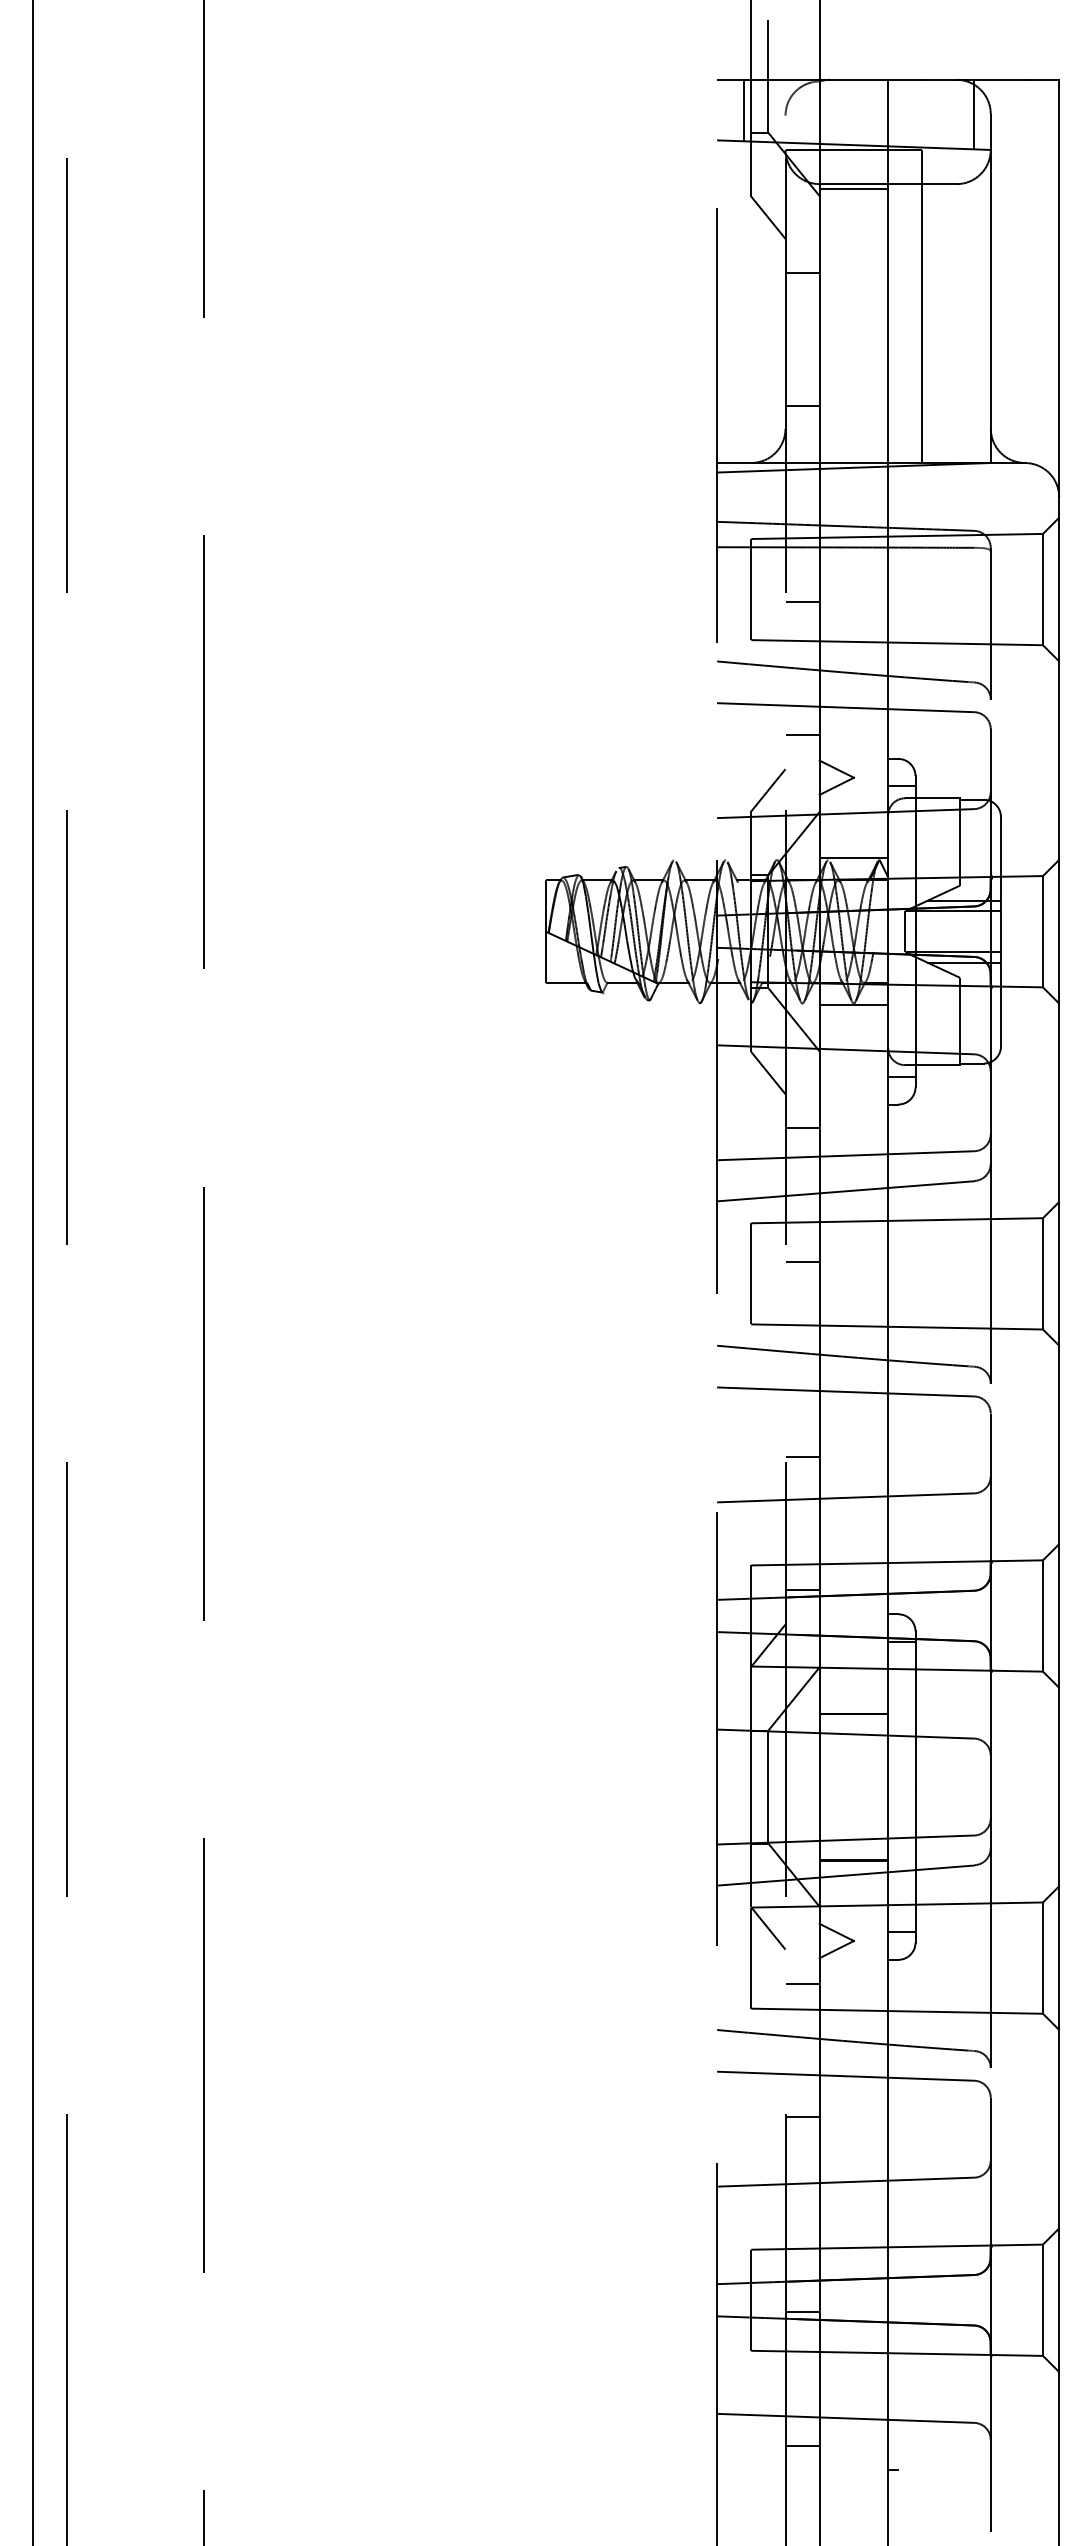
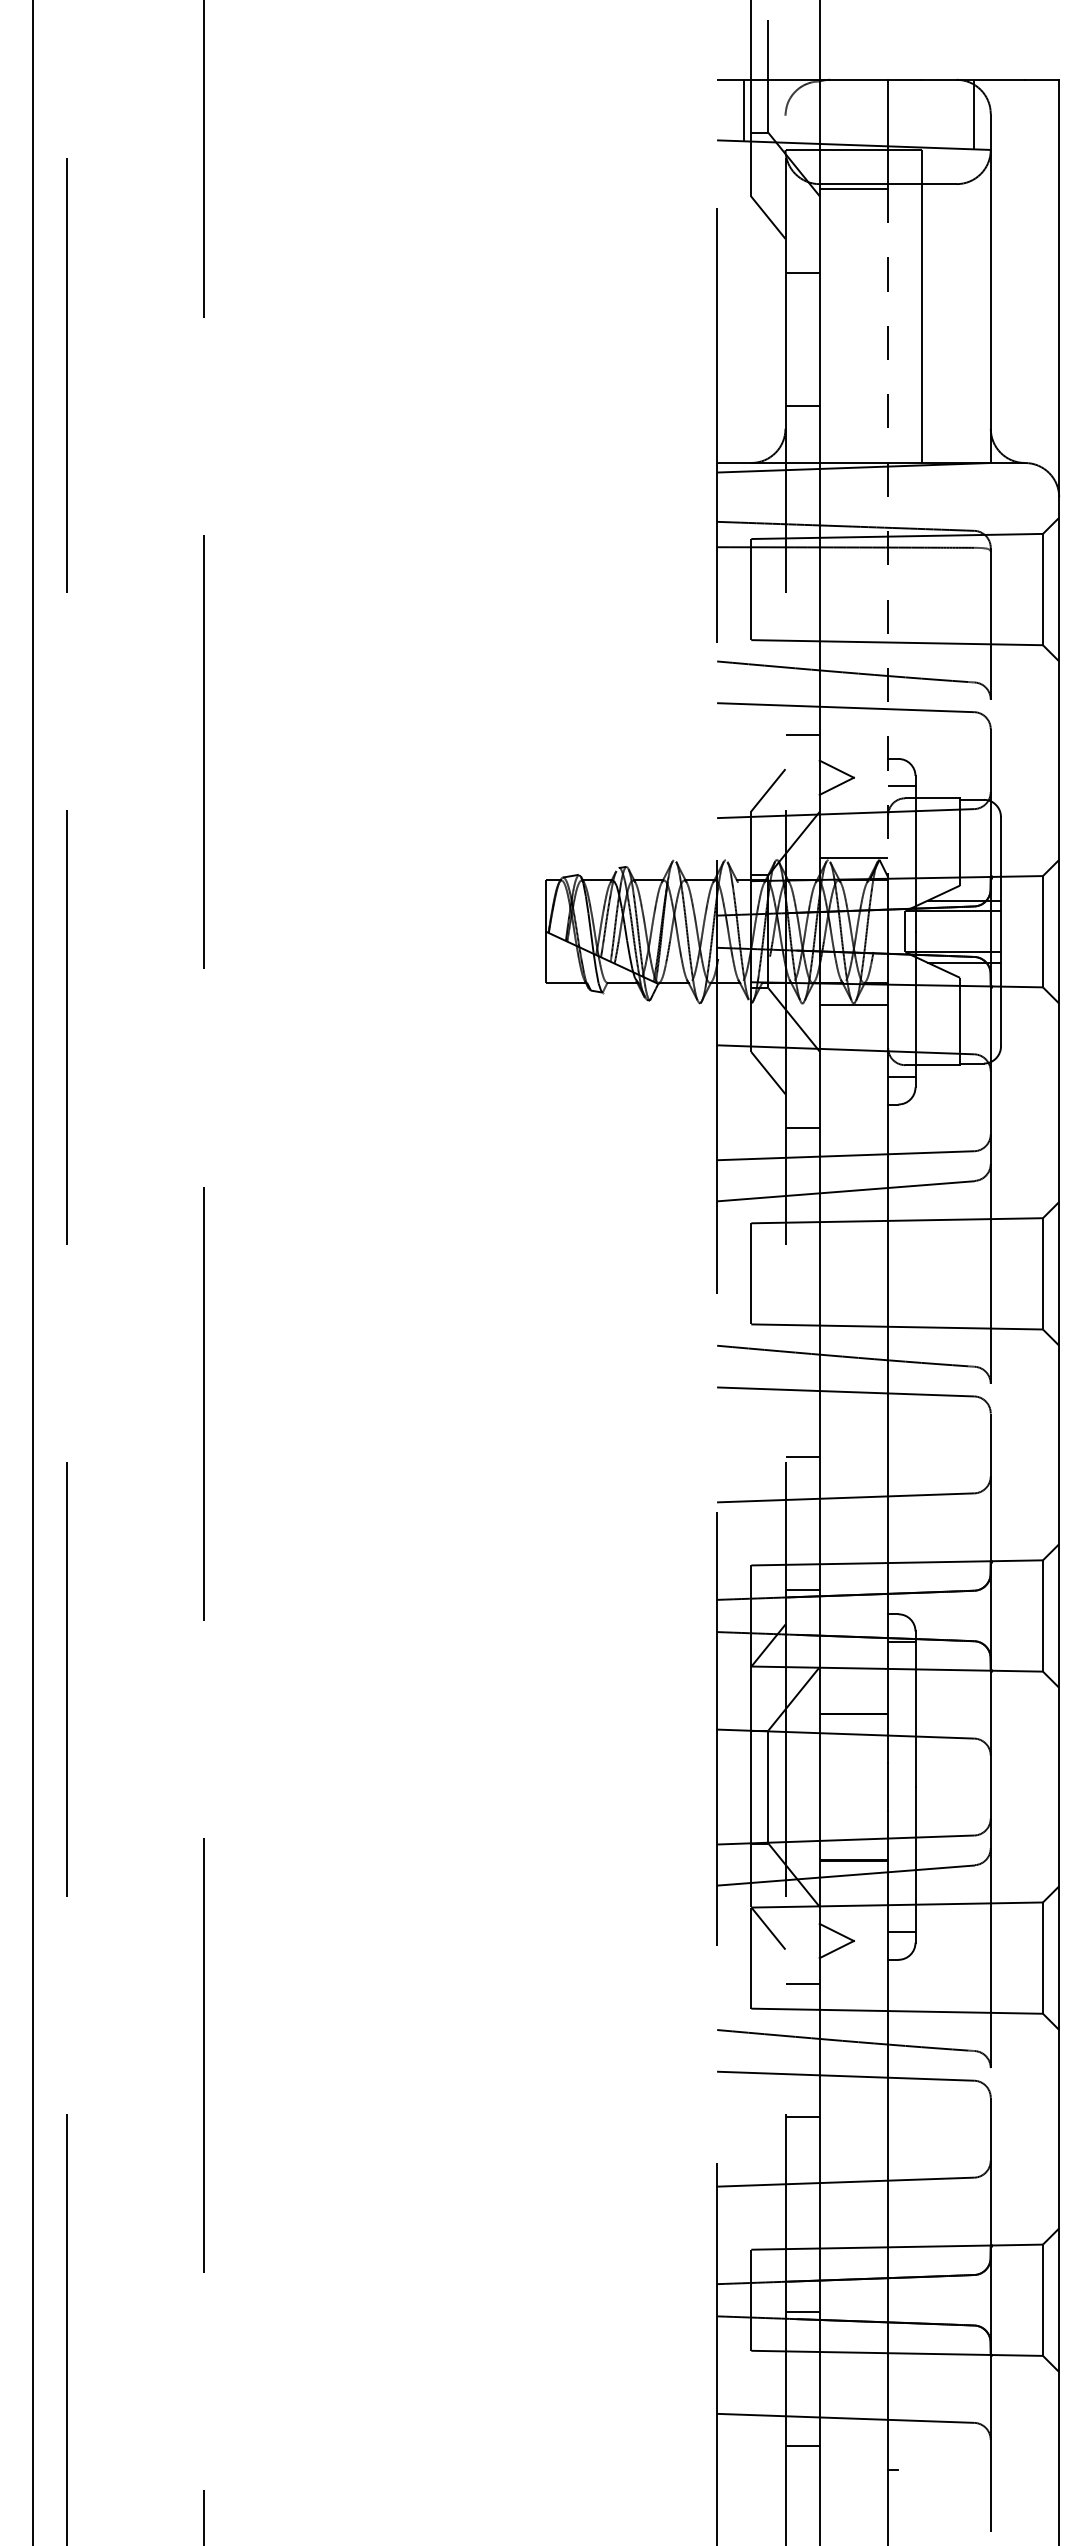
line: solid -> dashed (888, 547)
line: present -> none (802, 601)
line: present -> none (802, 1261)
